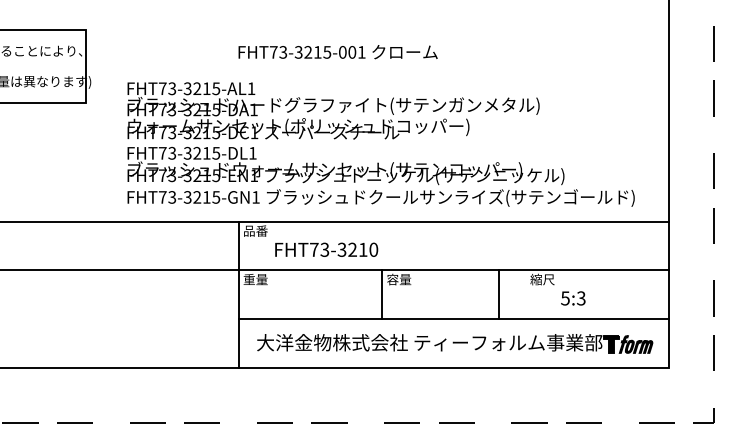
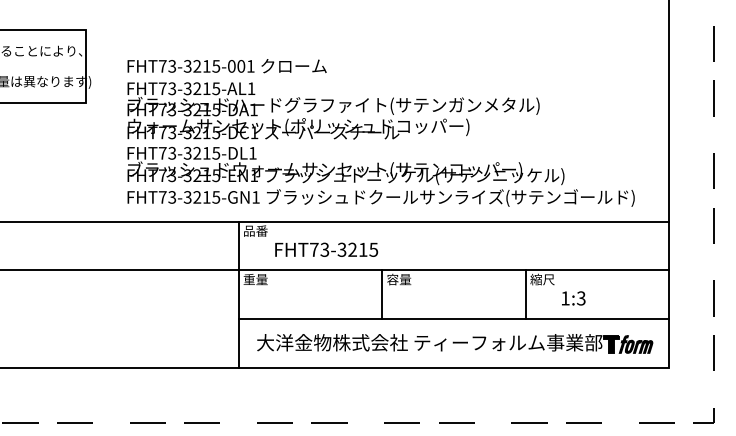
text position: (337, 52) -> (226, 66) (226, 66)
text: FHT73-3210 -> FHT73-3215 (373, 249)
line position: (498, 294) -> (525, 294) (525, 294)
text: 5:3 -> 1:3 (565, 298)
